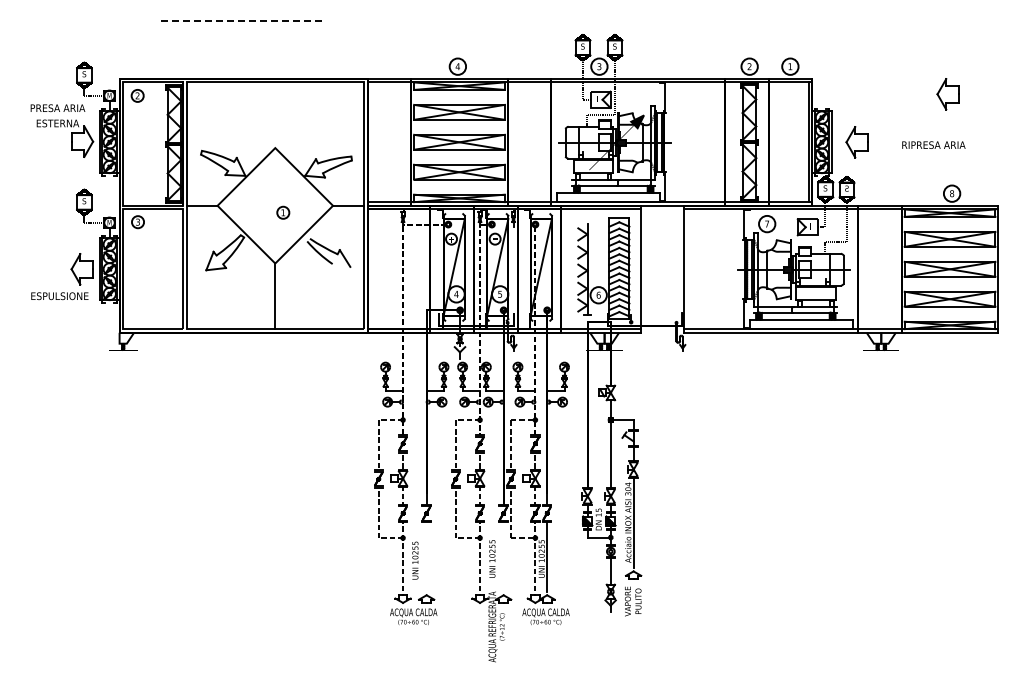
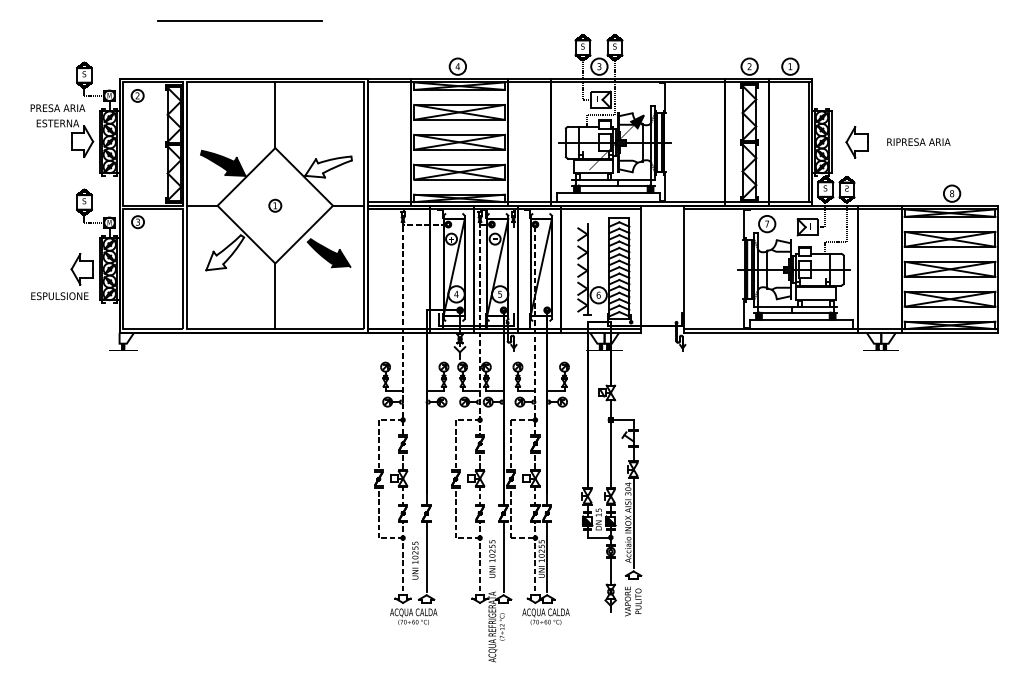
line: dashed -> solid (239, 20)
part: present -> none (947, 94)
line: none -> present (275, 115)
text position: (933, 144) -> (918, 141) (918, 141)
fill: none -> present (223, 162)
part position: (283, 212) -> (275, 205) (275, 205)
fill: none -> present (328, 253)
line: none -> present (426, 557)
line: none -> present (503, 557)
